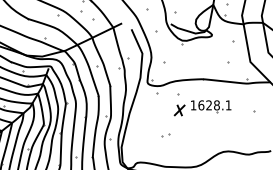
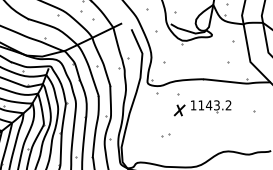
text: 1628.1 -> 1143.2 (214, 105)
